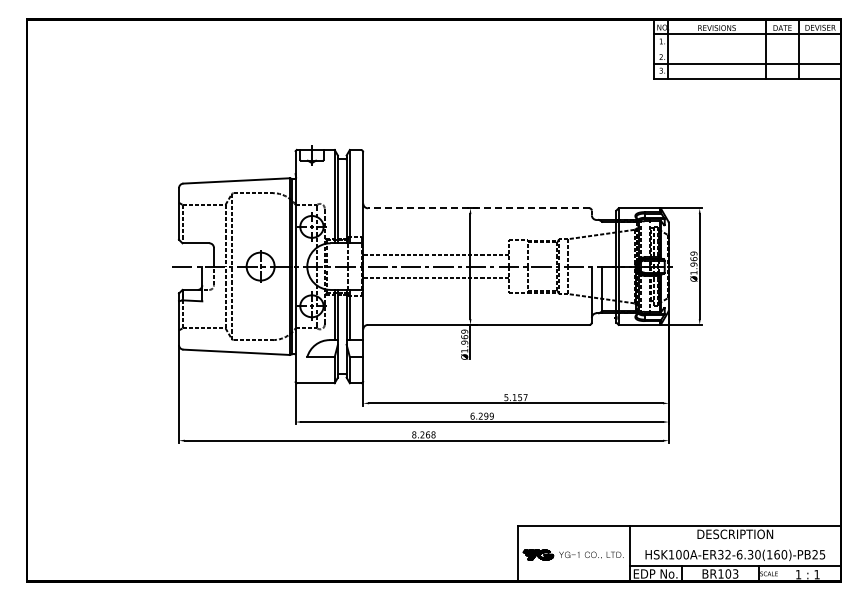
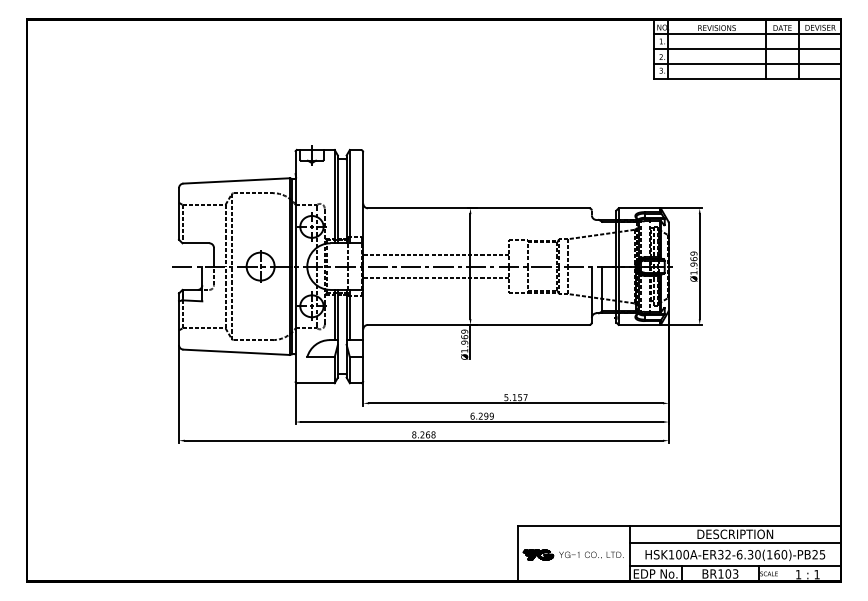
line: none -> present (747, 49)
line: dashed -> solid (478, 208)
line: none -> present (734, 543)
